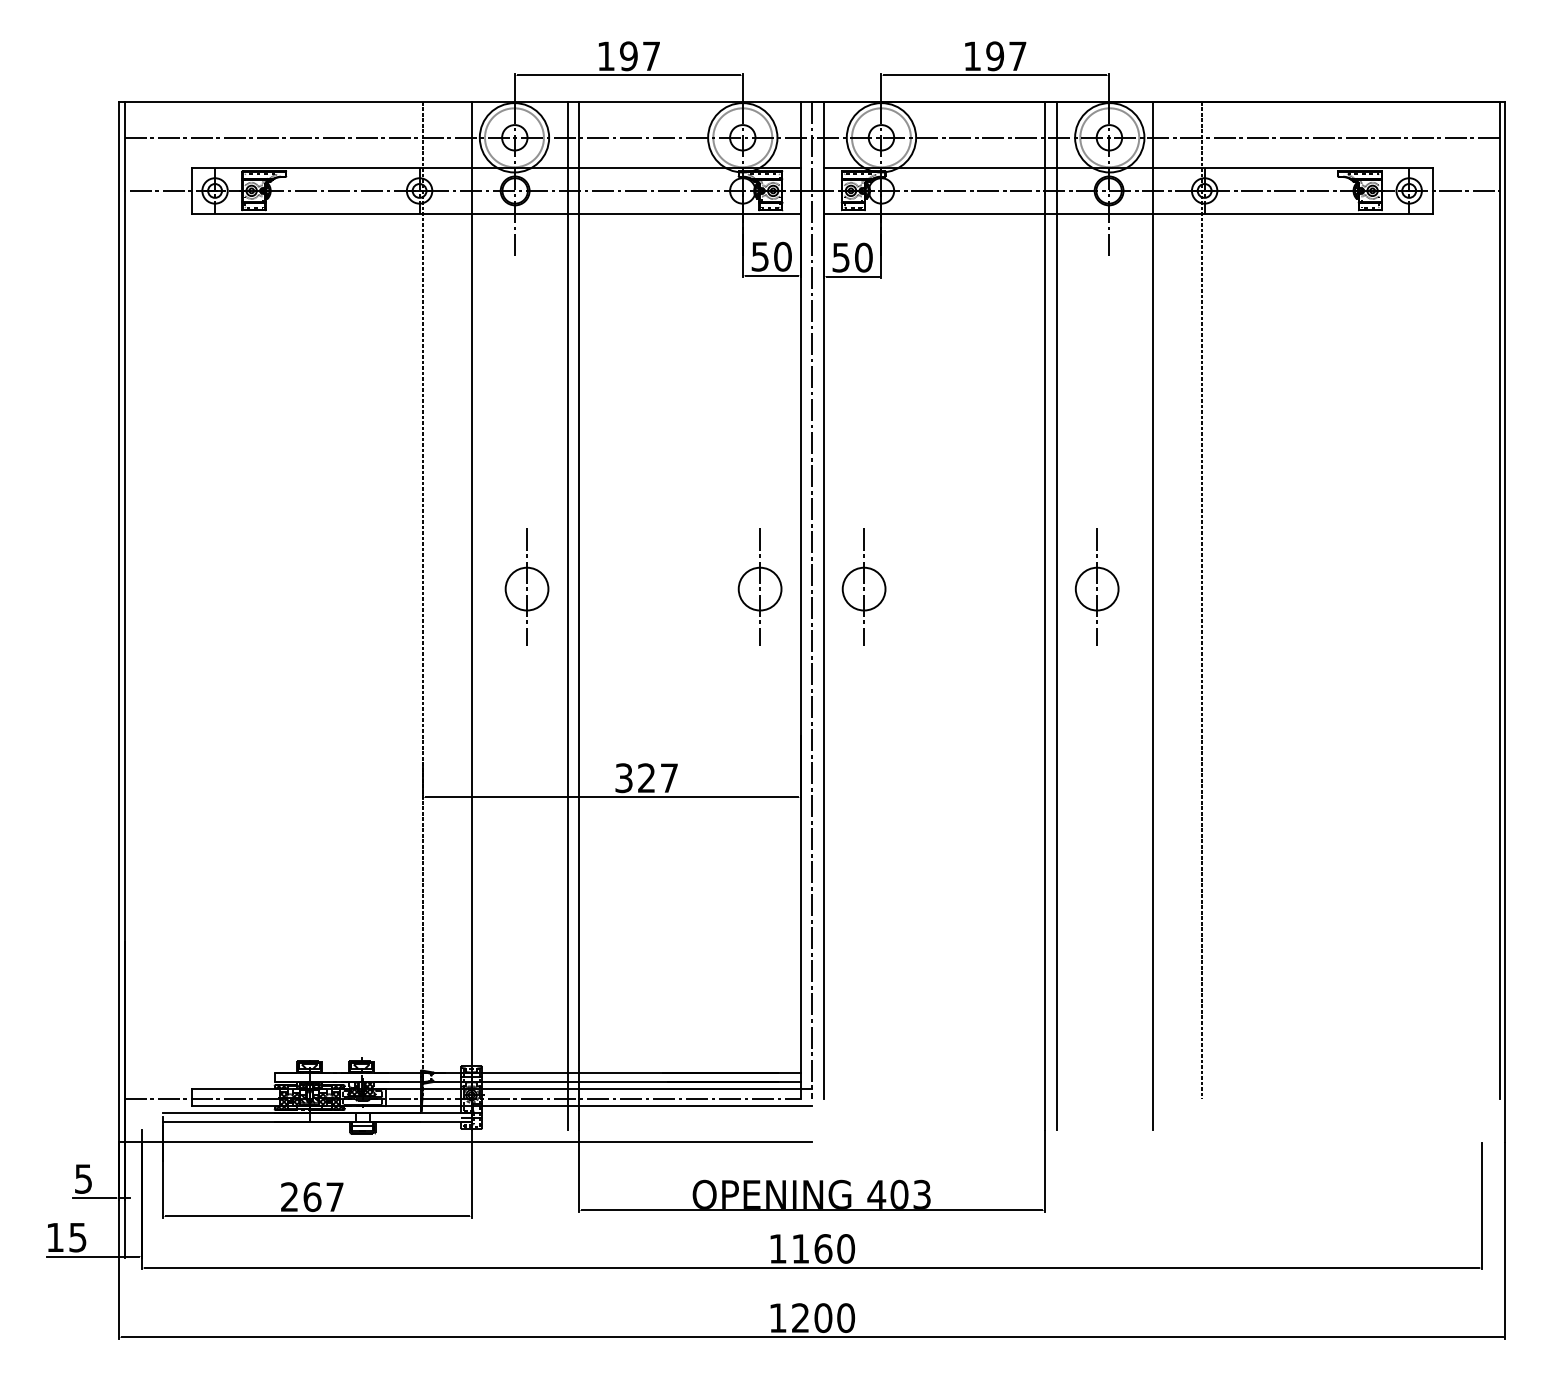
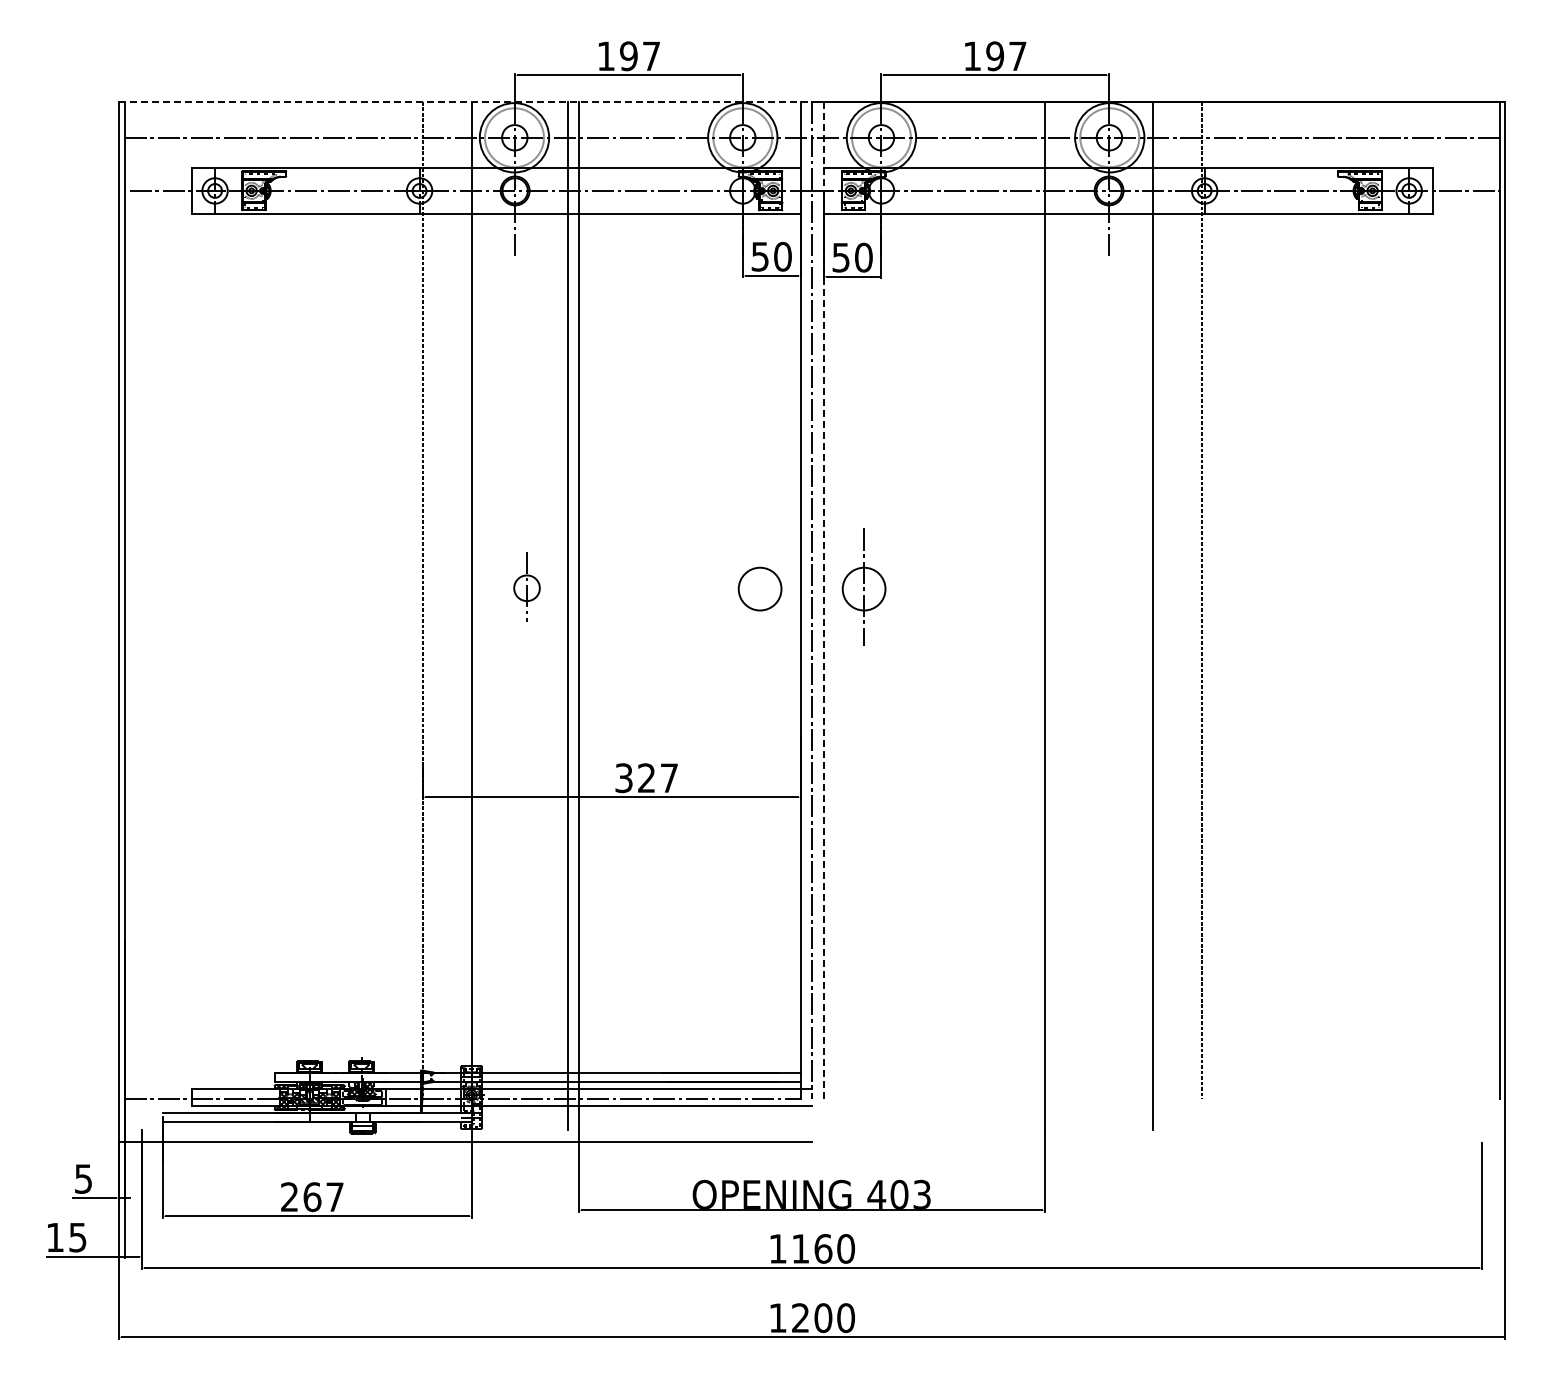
line: solid -> dashed (465, 101)
part size: 46x118 px -> 28x70 px (526, 586)
part: present -> none (1096, 586)
line: present -> none (760, 587)
line: solid -> dashed (823, 600)
line: present -> none (1056, 615)
